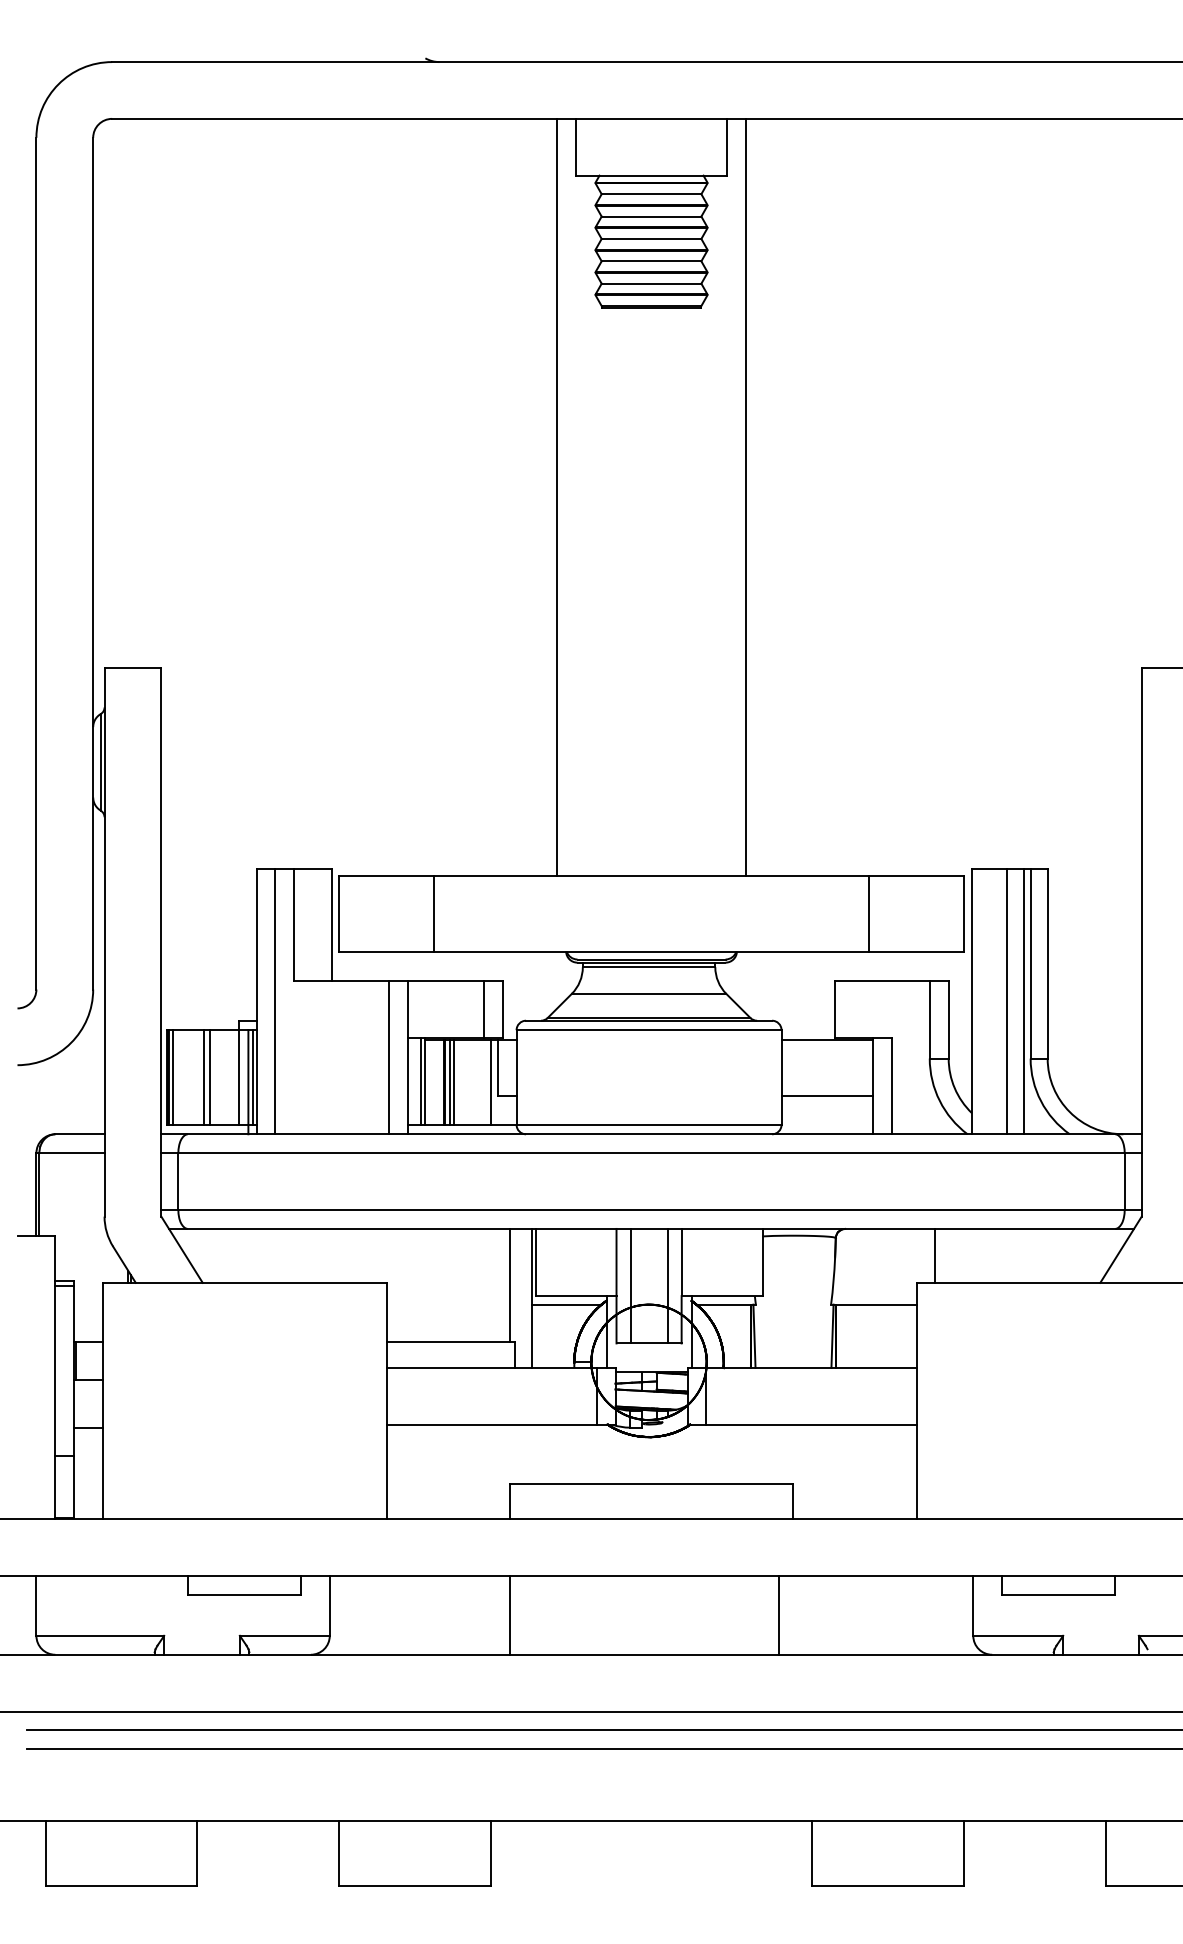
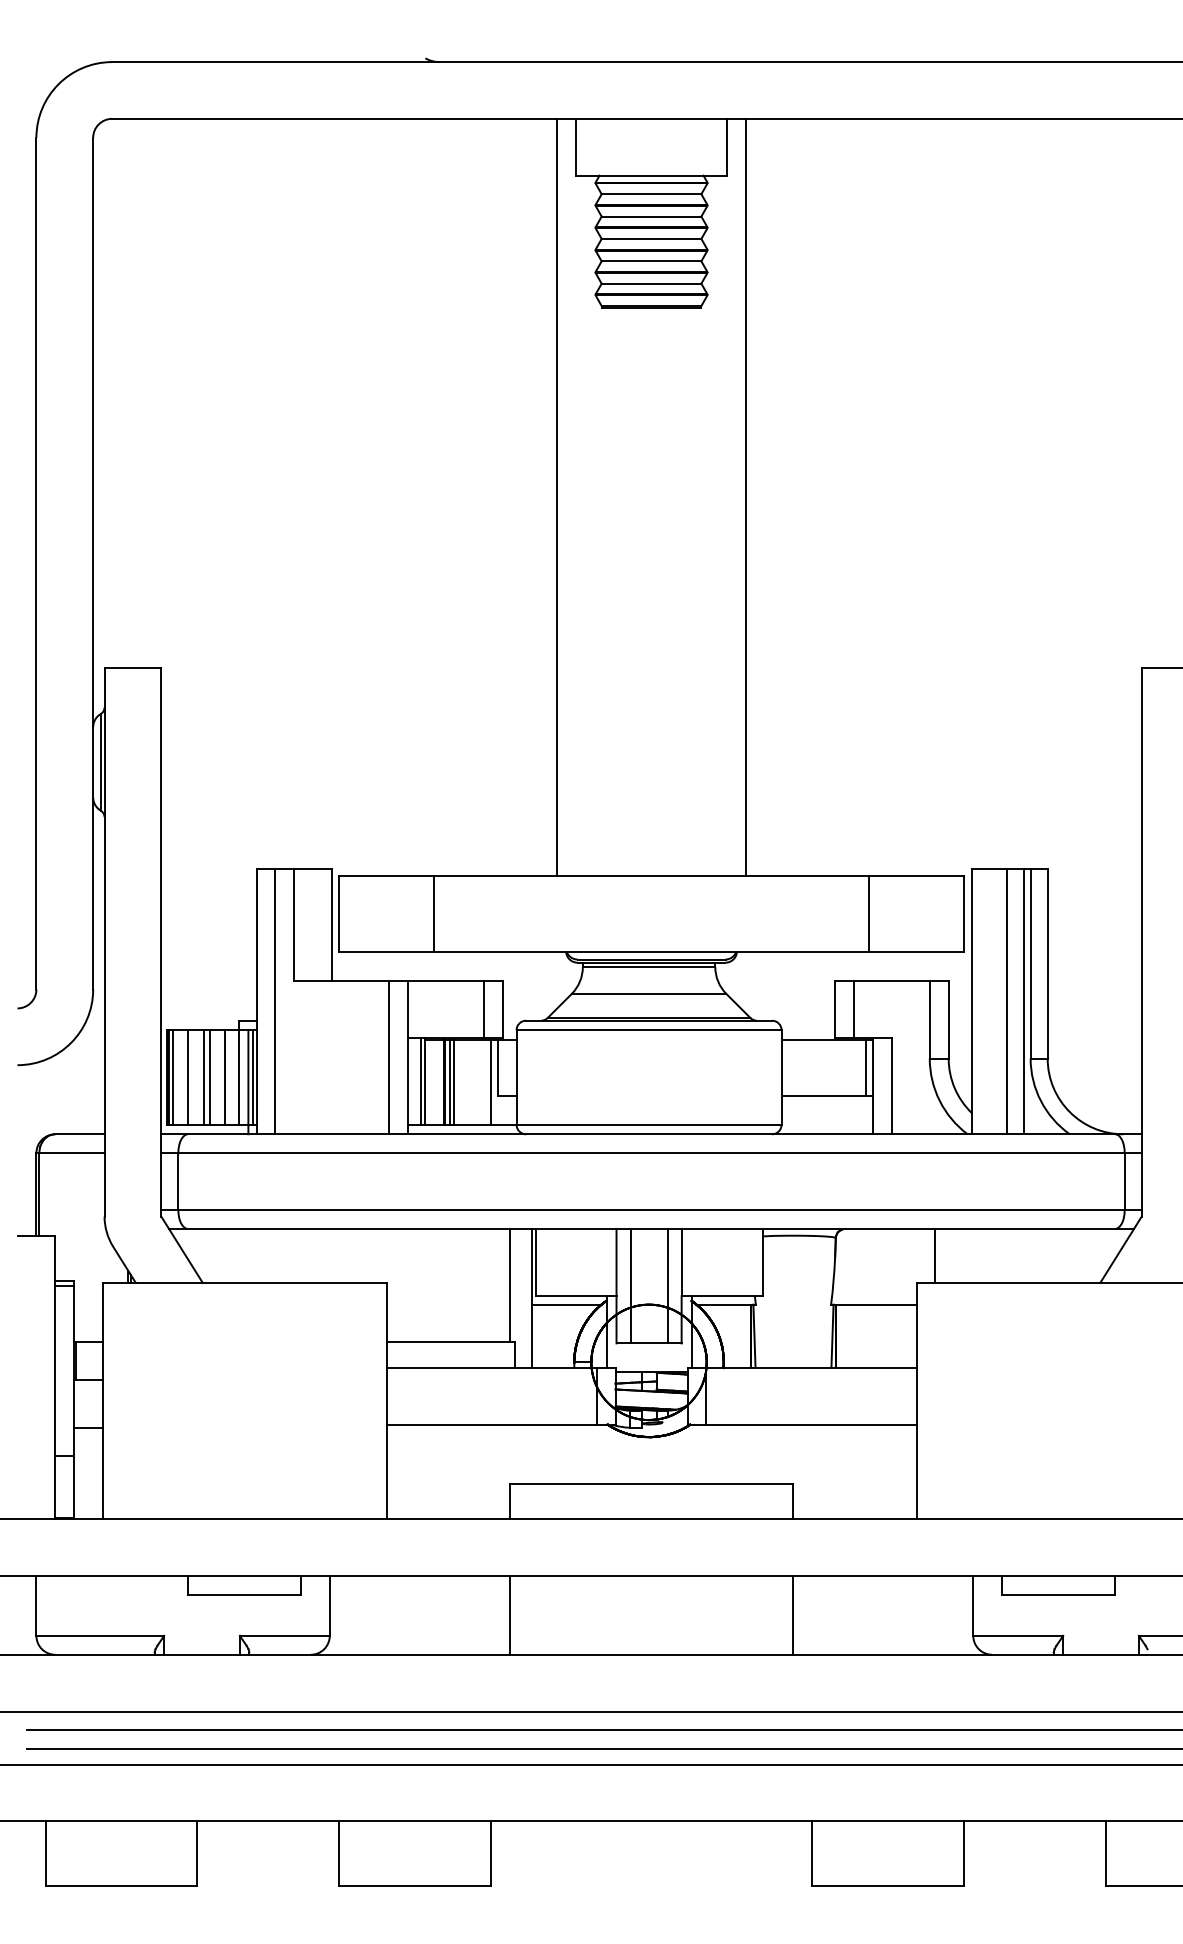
line: none -> present (854, 1008)
line: none -> present (865, 1067)
line: none -> present (188, 1077)
line: none -> present (225, 1077)
line position: (779, 1615) -> (793, 1615) (793, 1615)
line: none -> present (590, 1764)
